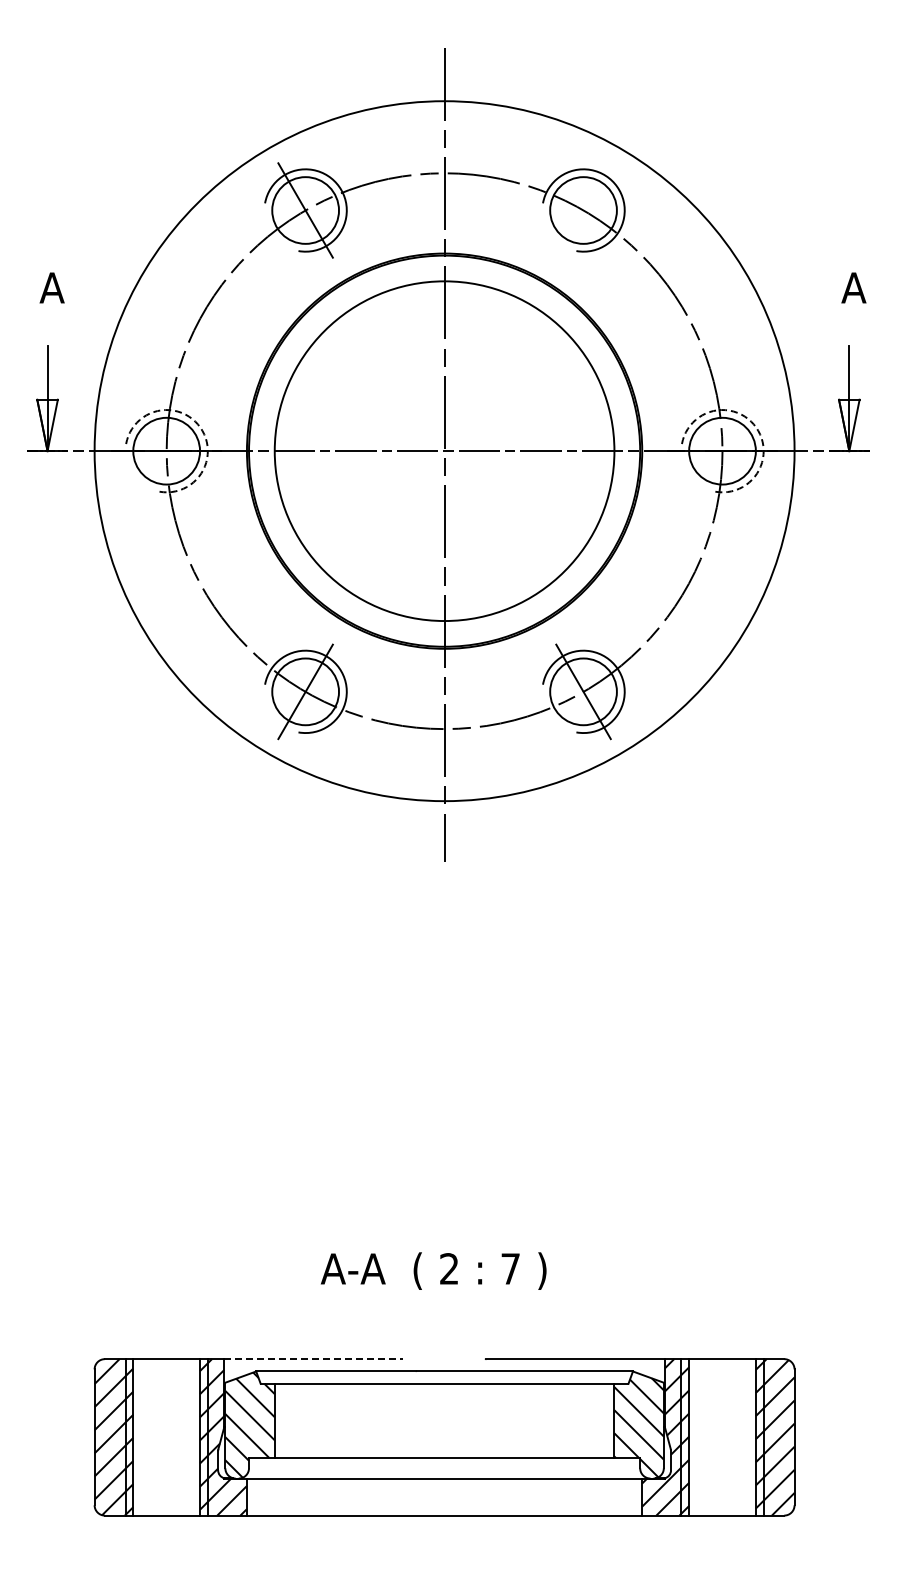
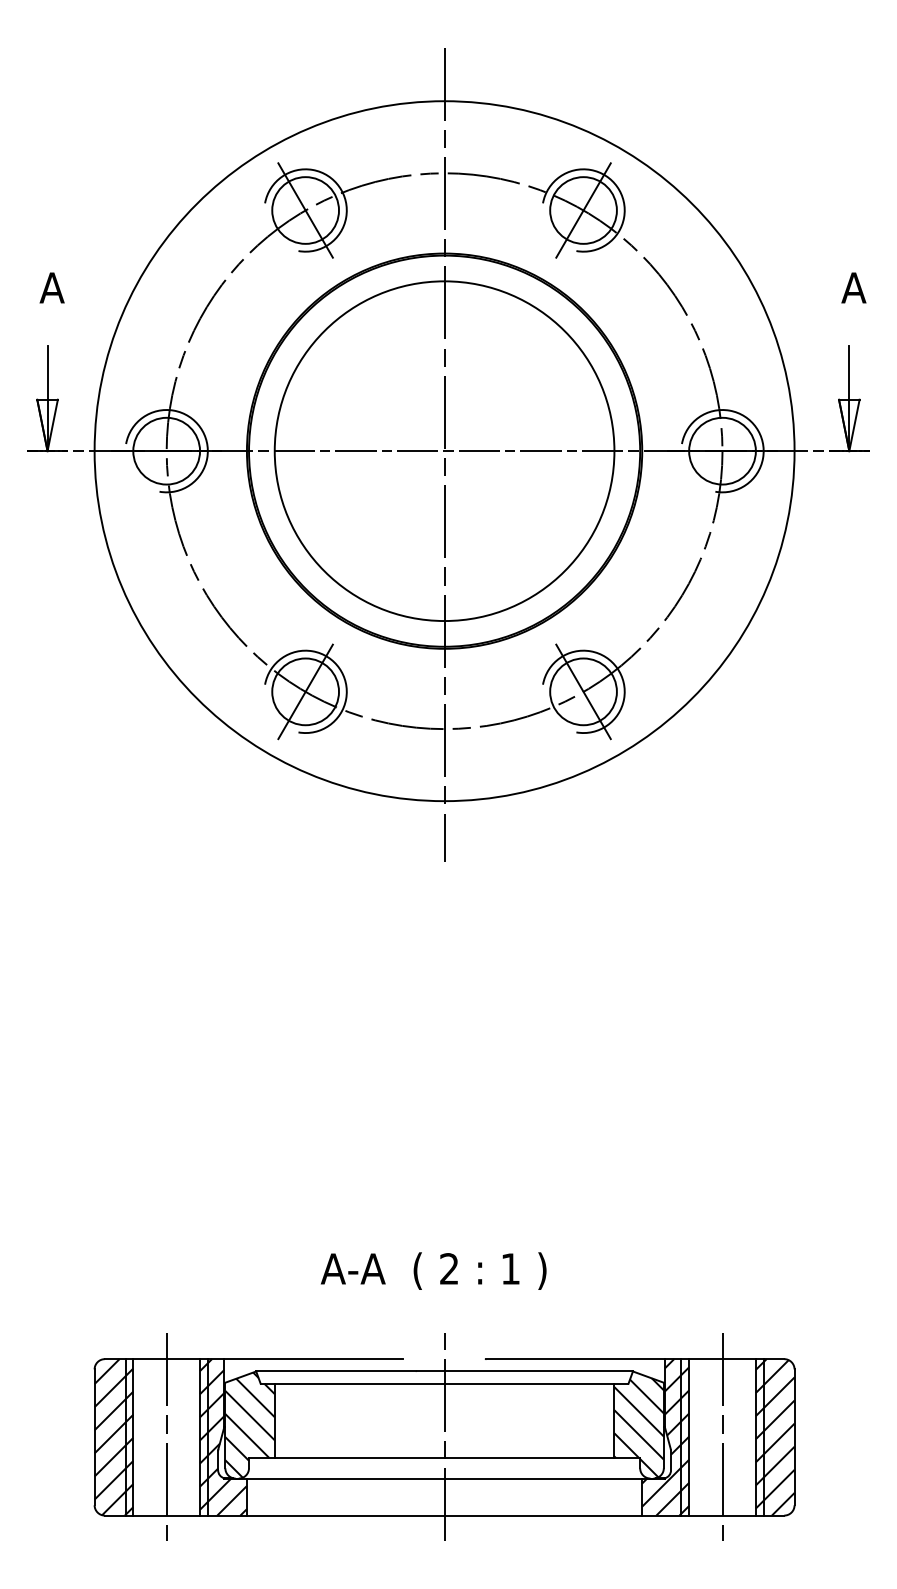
line: none -> present (583, 210)
arc: dashed -> solid (200, 427)
arc: dashed -> solid (756, 427)
text: 7 -> 1 (510, 1268)
line: dashed -> solid (313, 1359)
line: none -> present (166, 1437)
line: none -> present (444, 1437)
line: none -> present (722, 1437)
